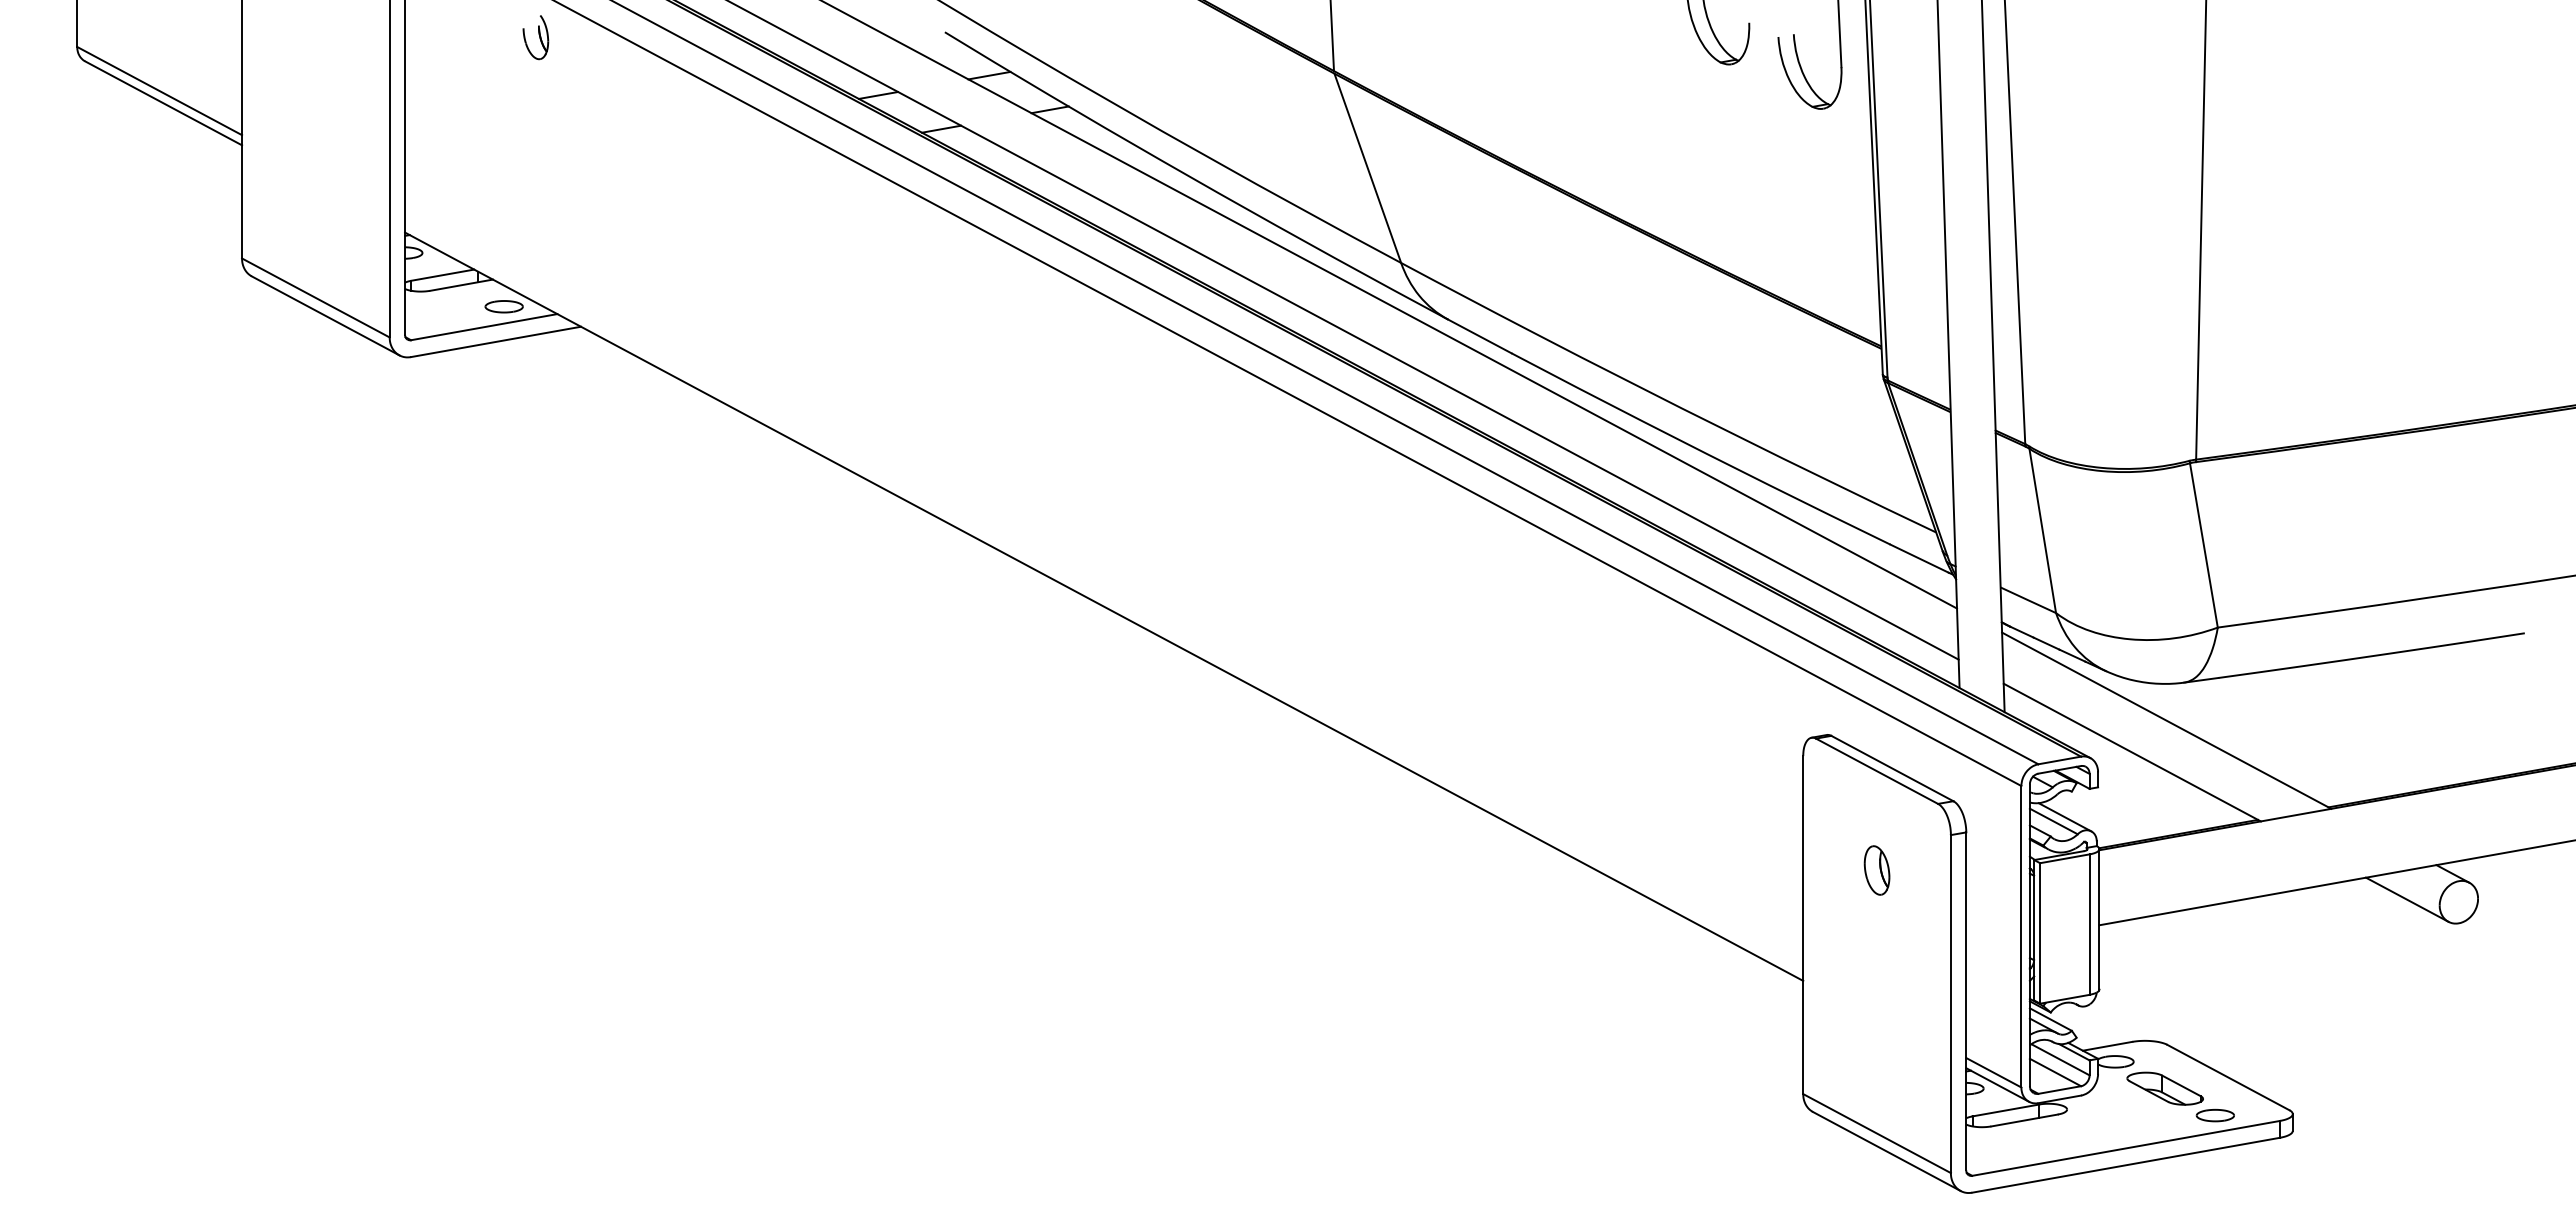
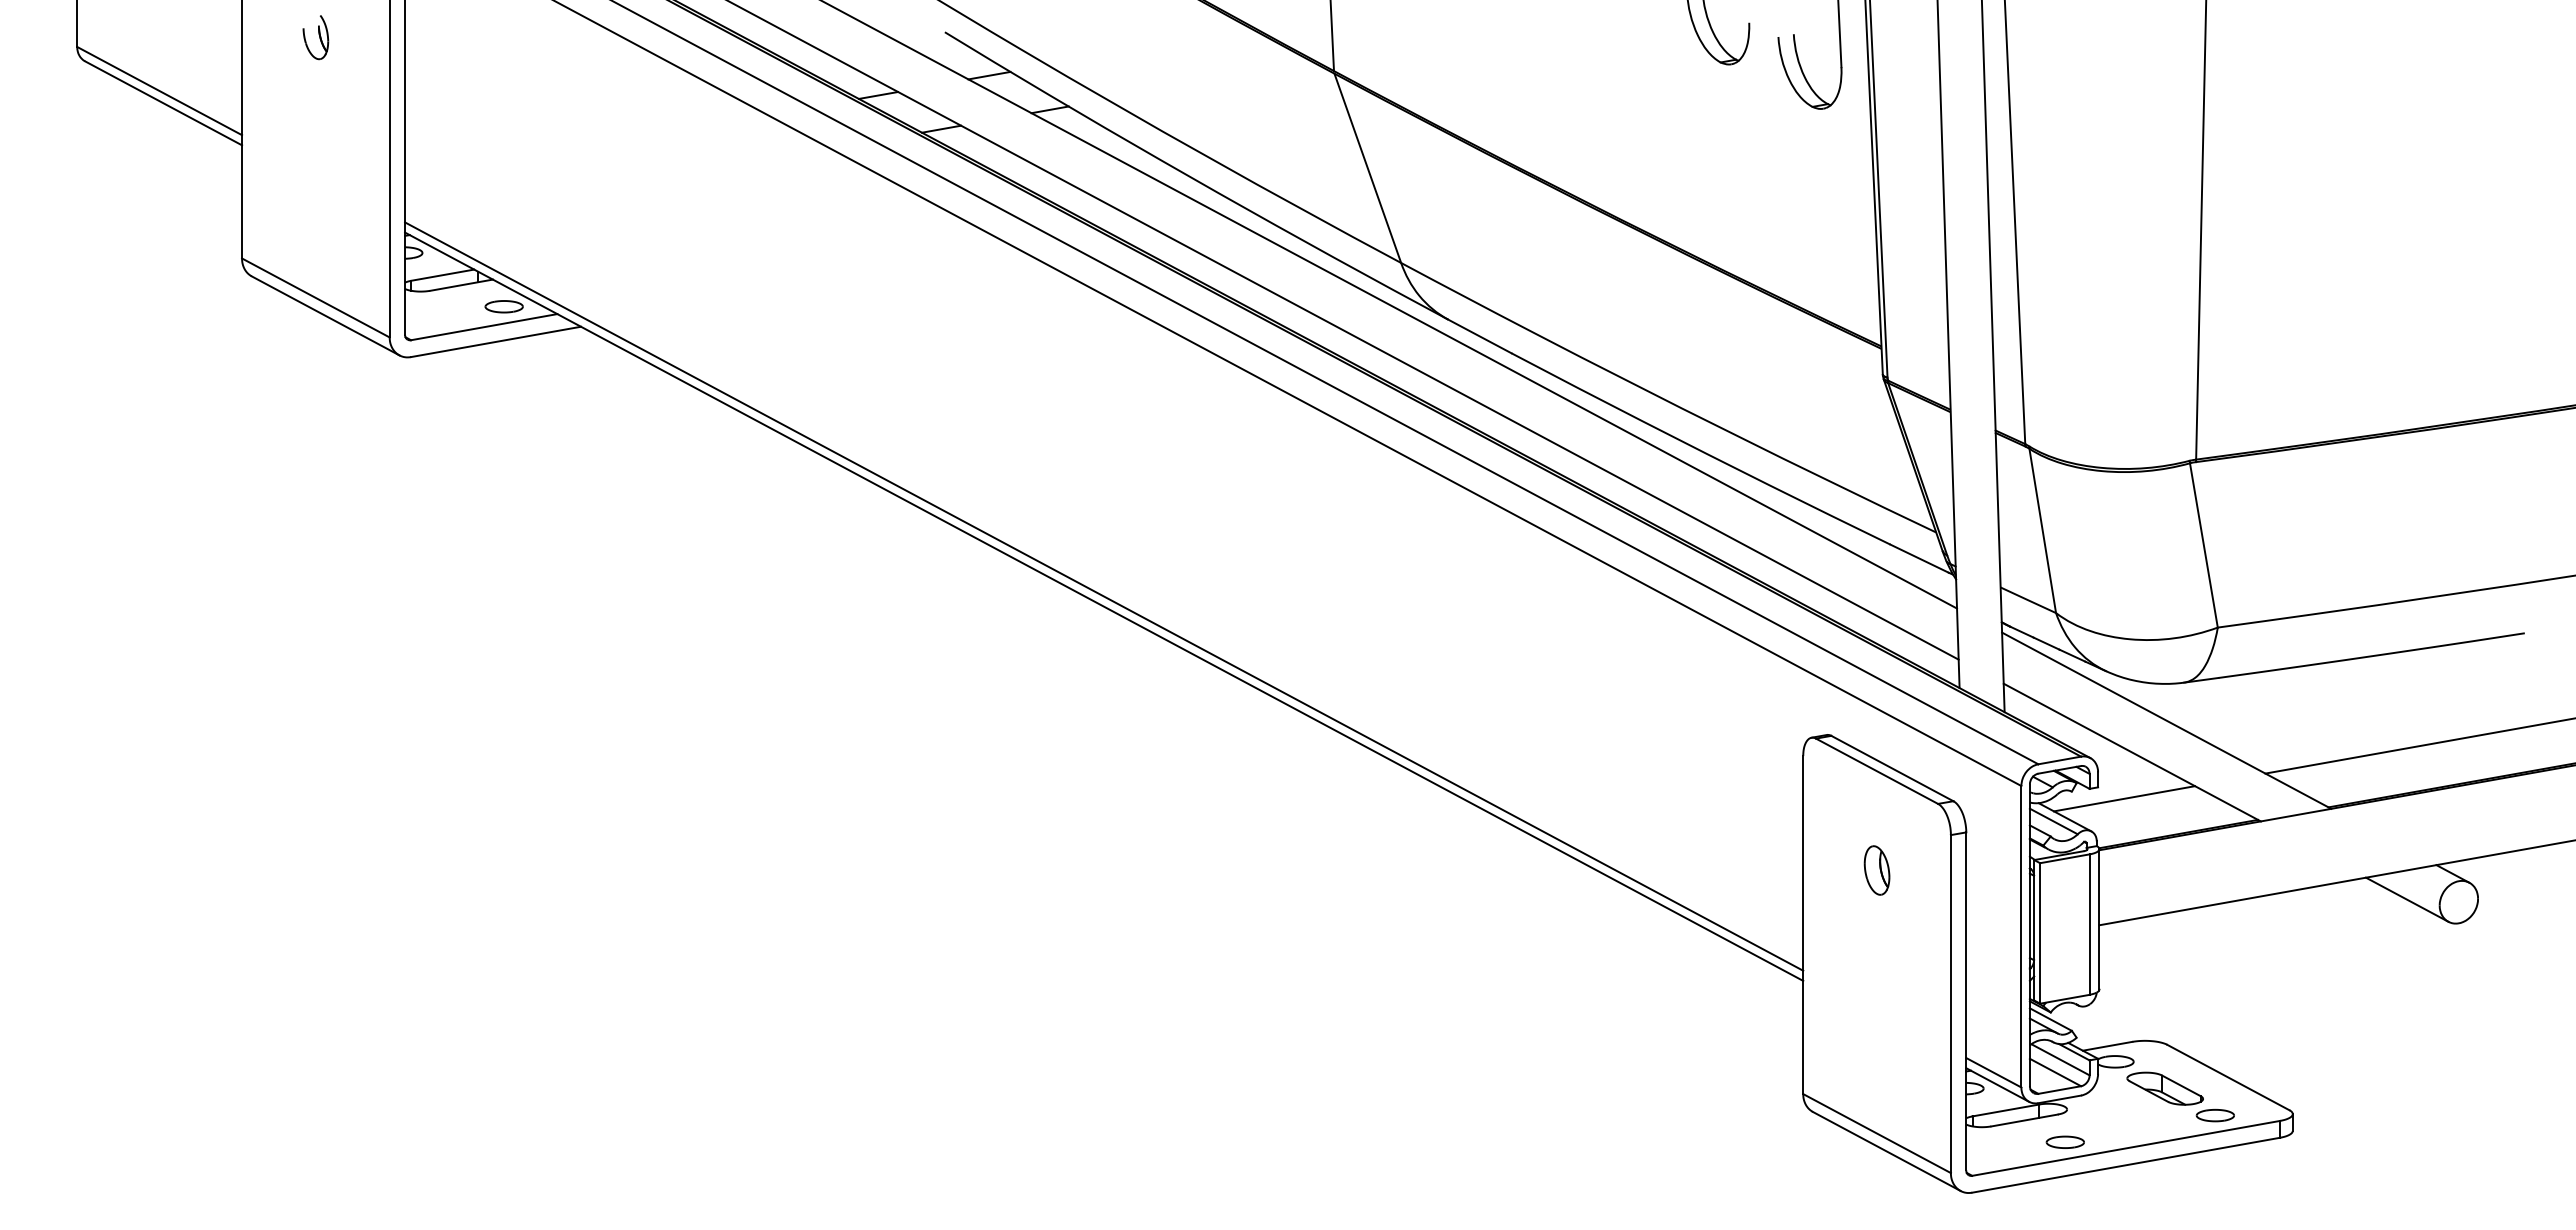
part position: (535, 37) -> (315, 37) (315, 37)
line: none -> present (1104, 596)
line: none -> present (2418, 745)
line: none -> present (2124, 798)
part: none -> present (2064, 1141)
